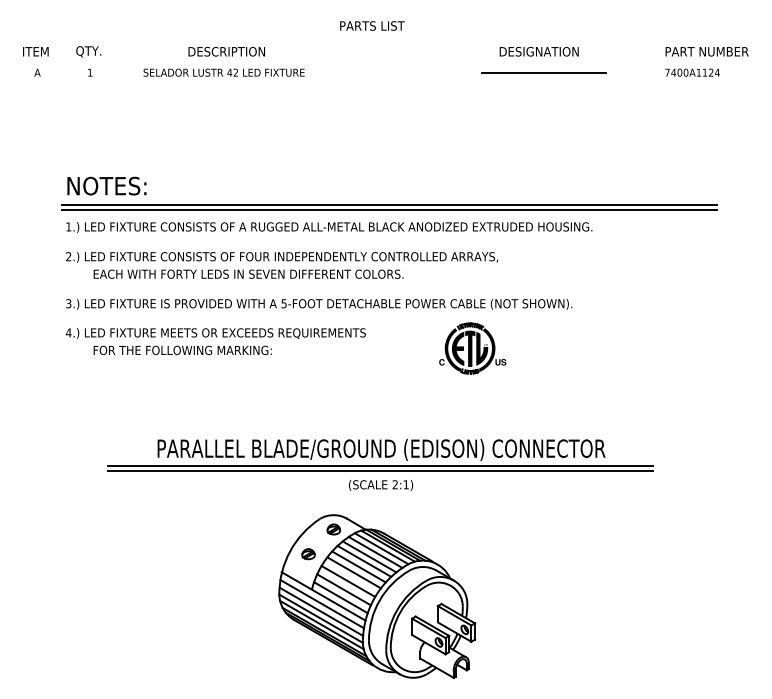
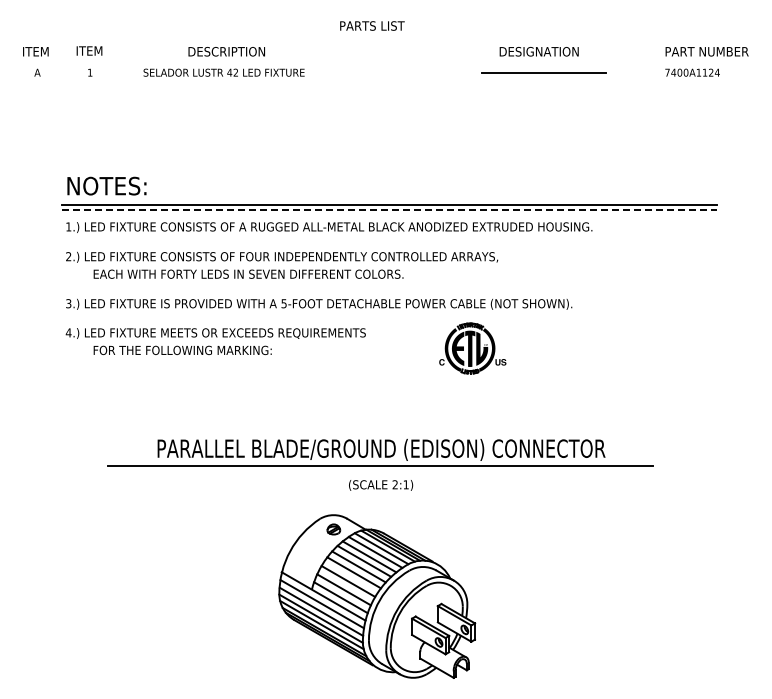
text: QTY. -> ITEM (89, 51)
line: solid -> dashed (389, 209)
line: present -> none (380, 471)
part: present -> none (308, 554)
